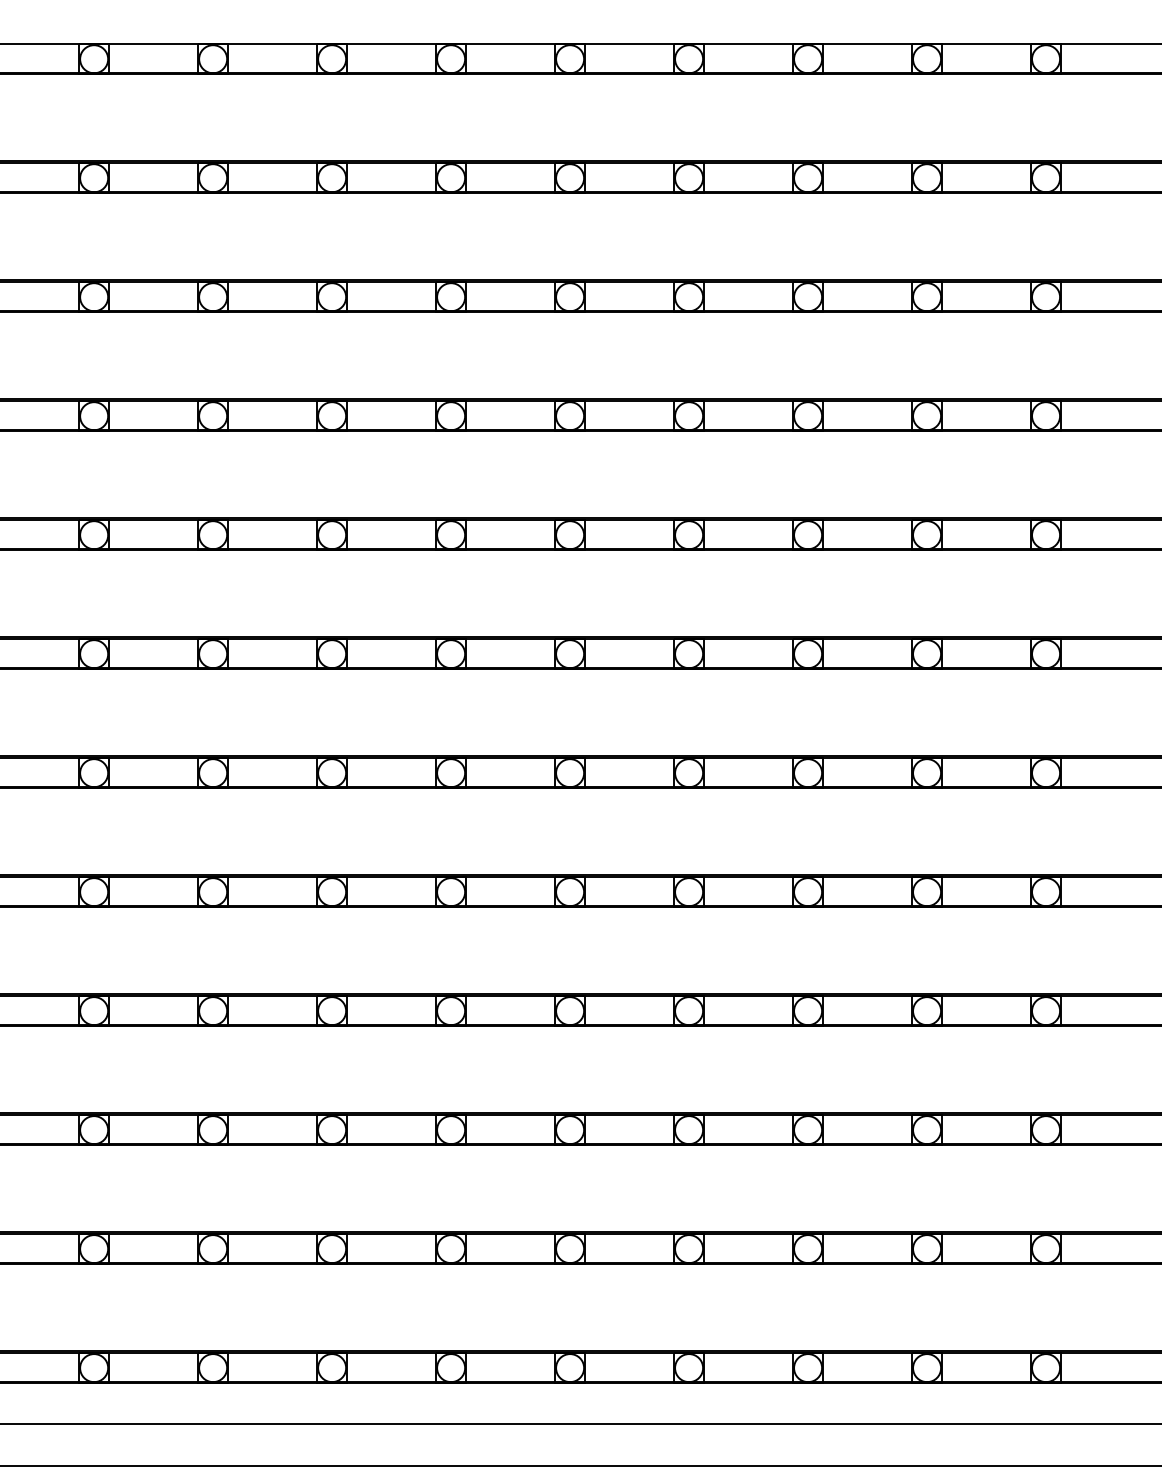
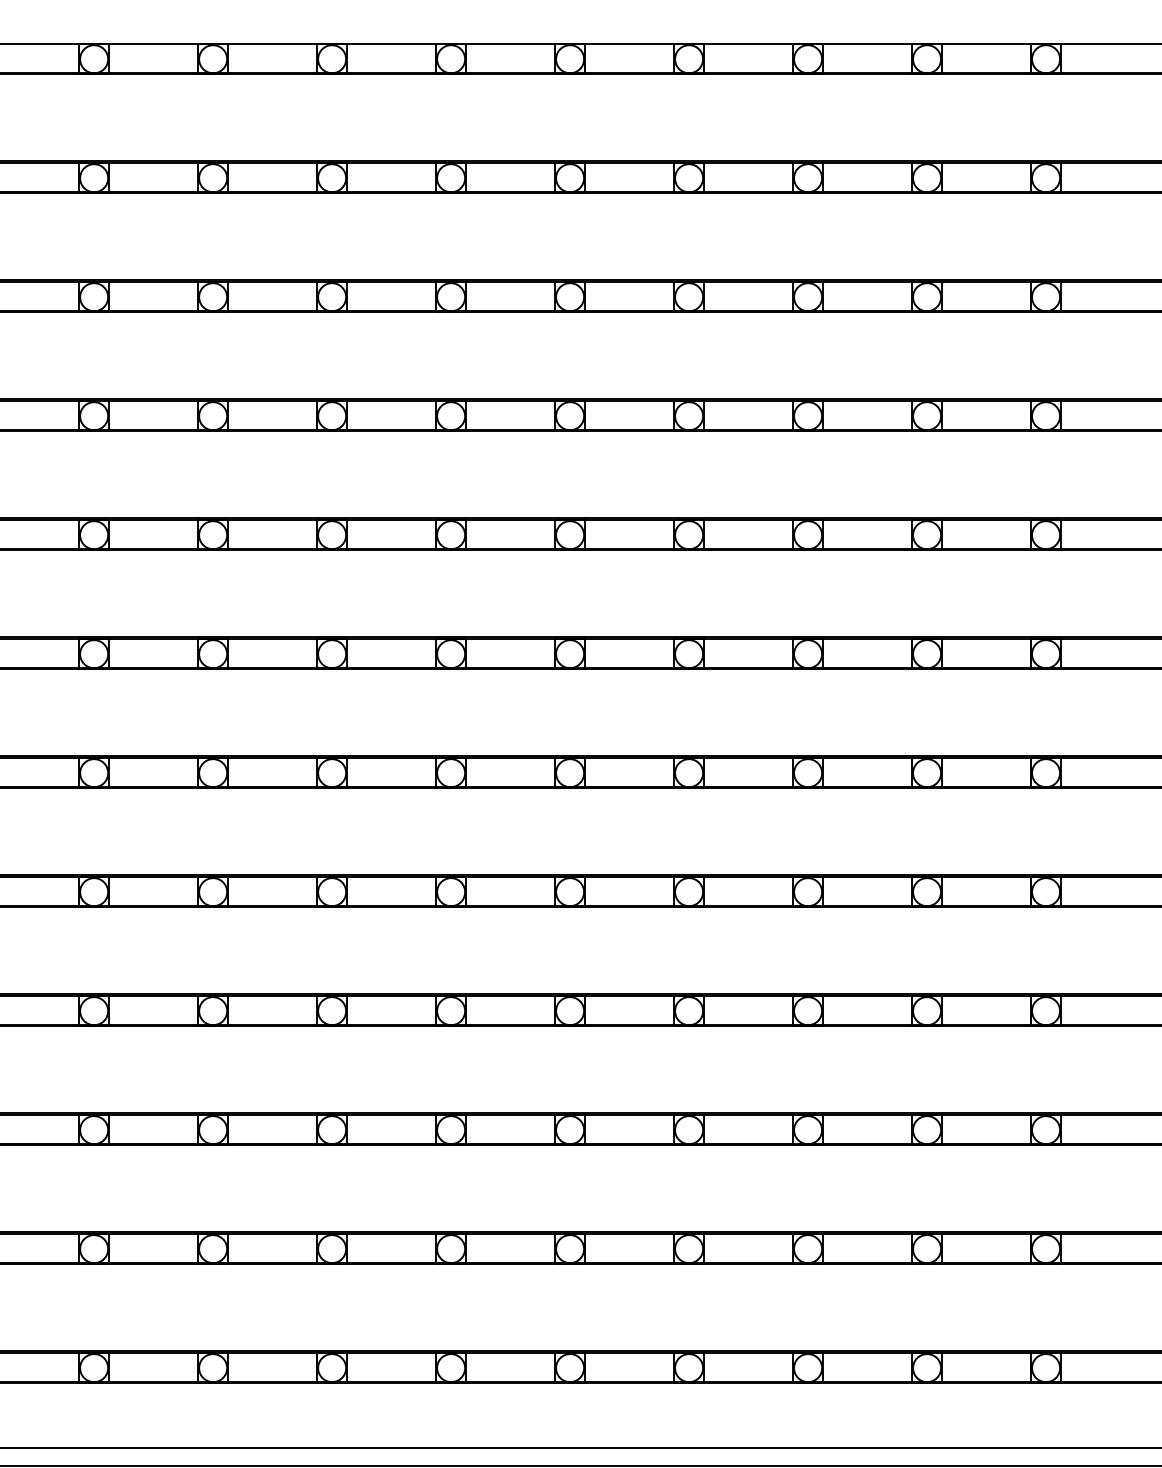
line position: (580, 1423) -> (580, 1447) (580, 1447)
